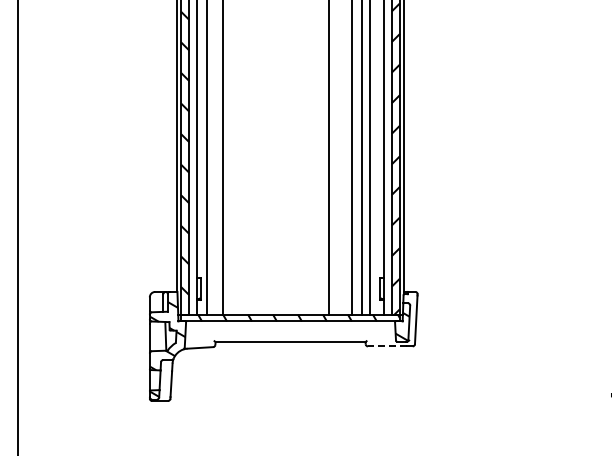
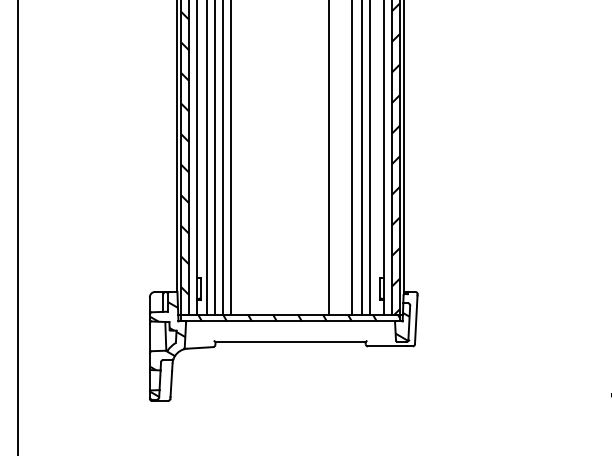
line: none -> present (214, 158)
line: none -> present (230, 158)
line: dashed -> solid (387, 346)
